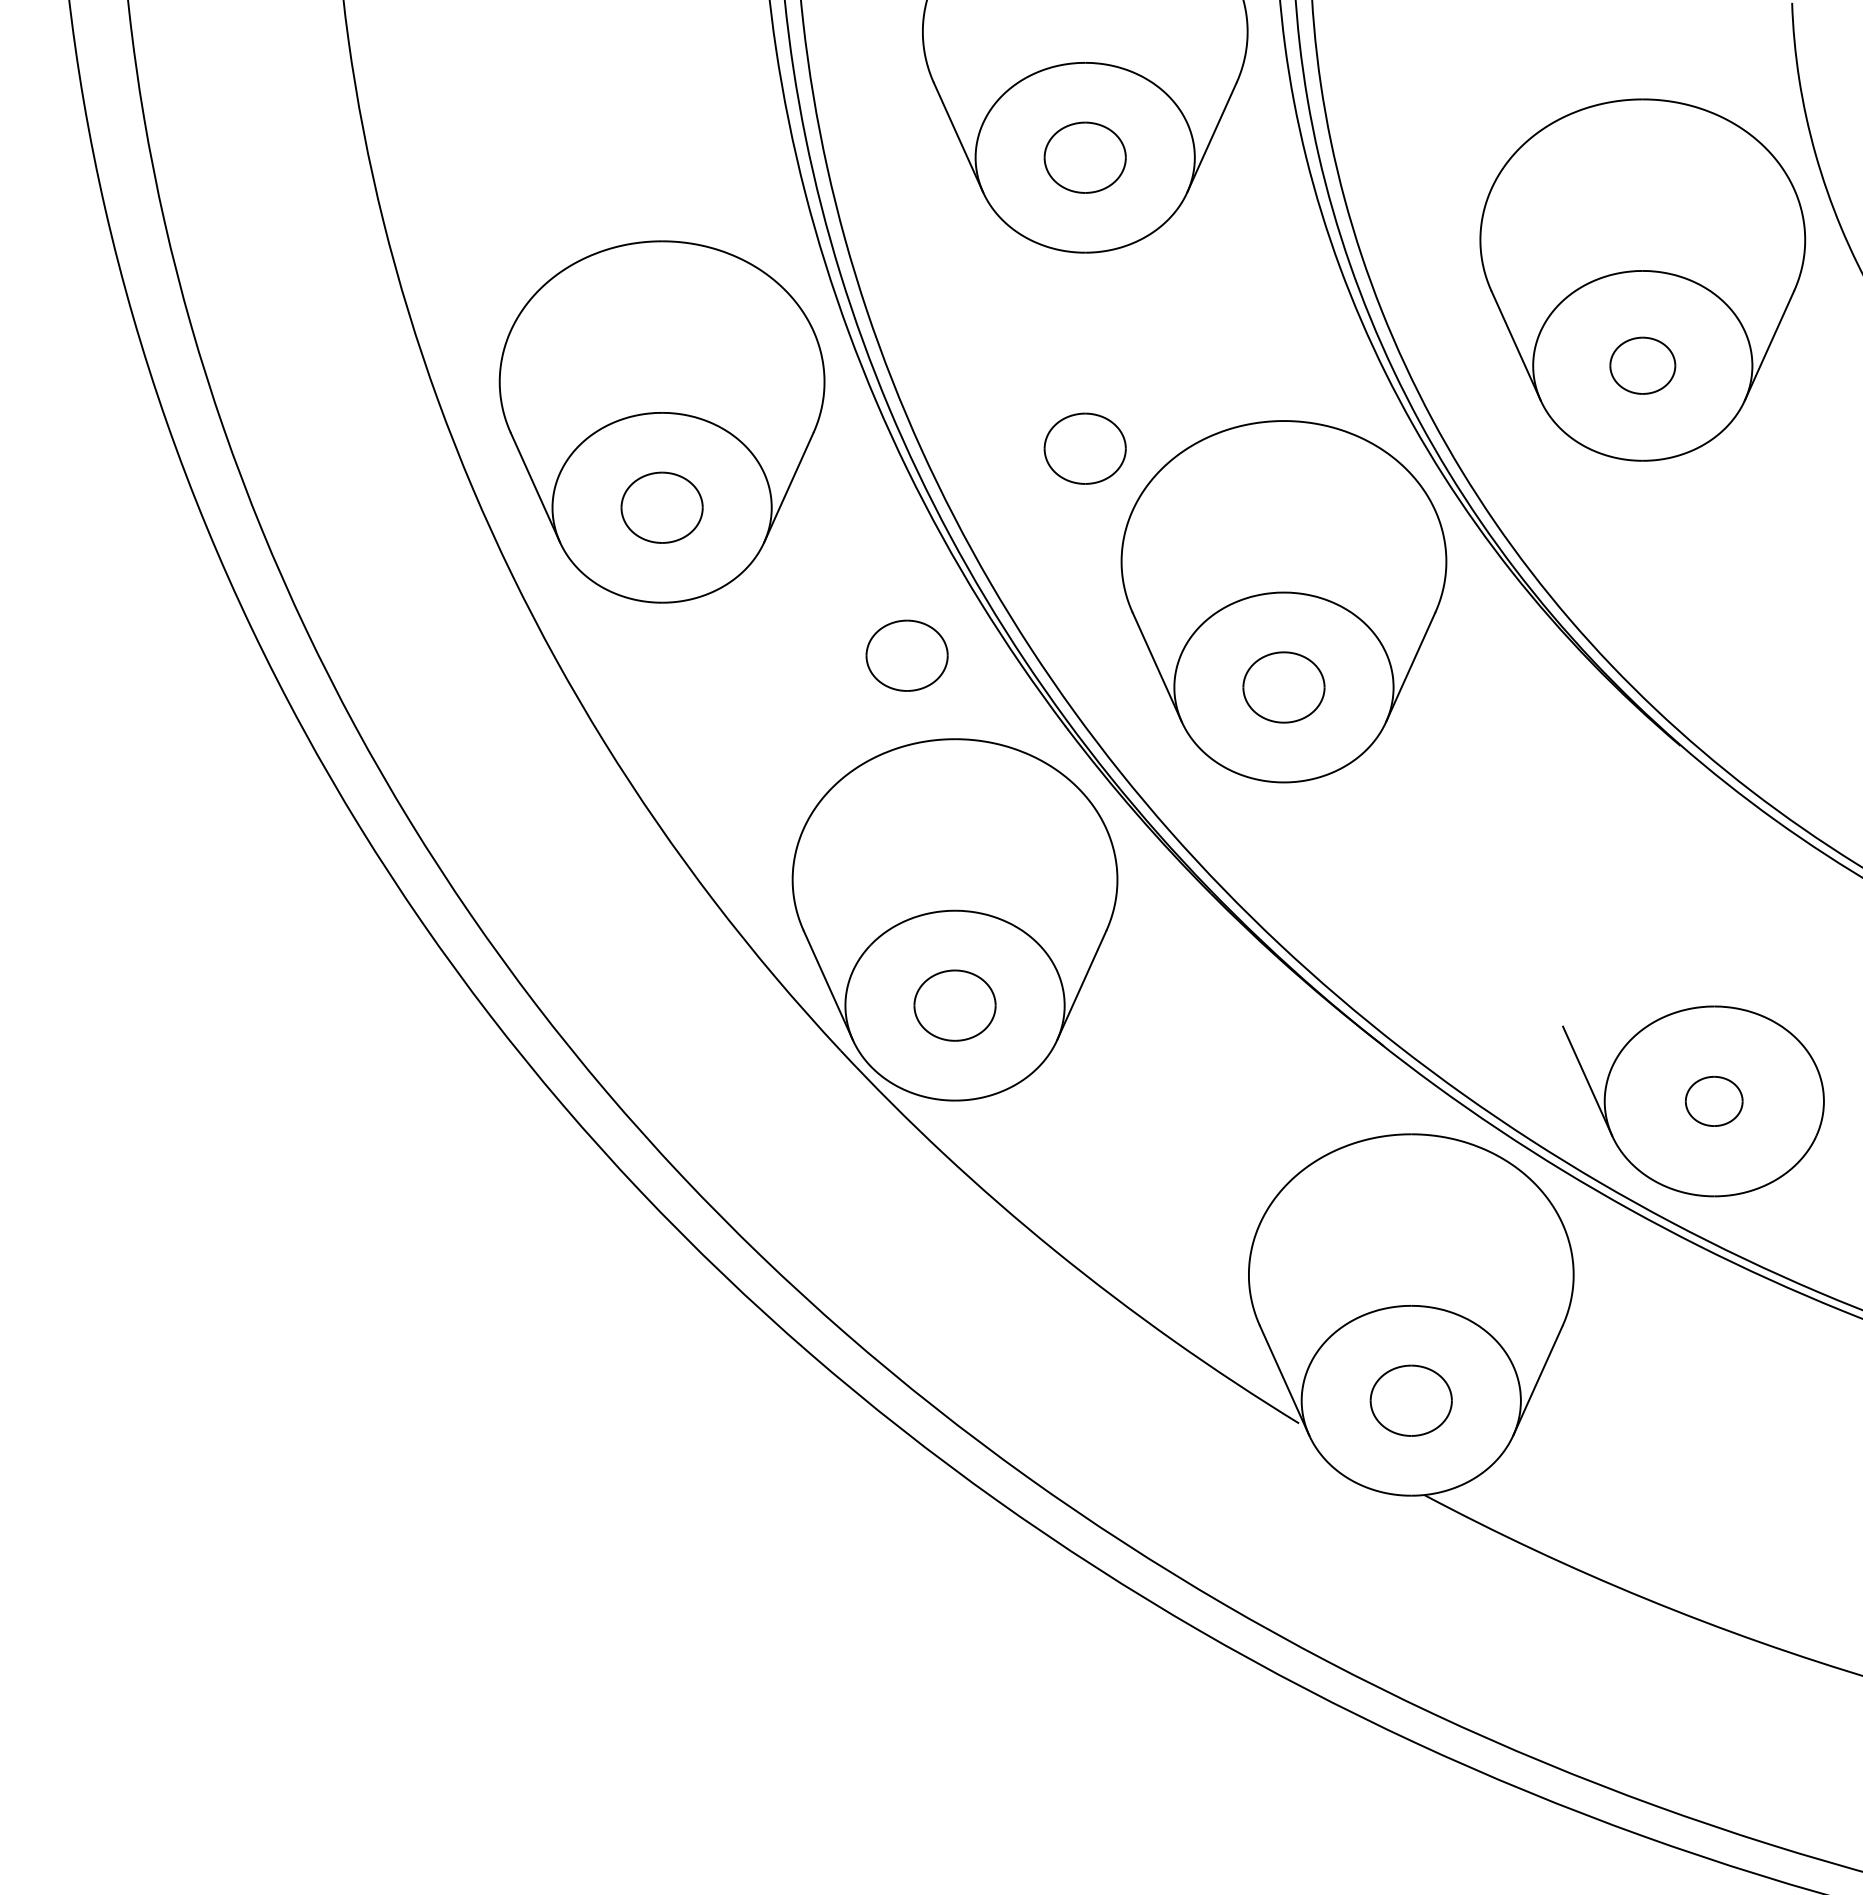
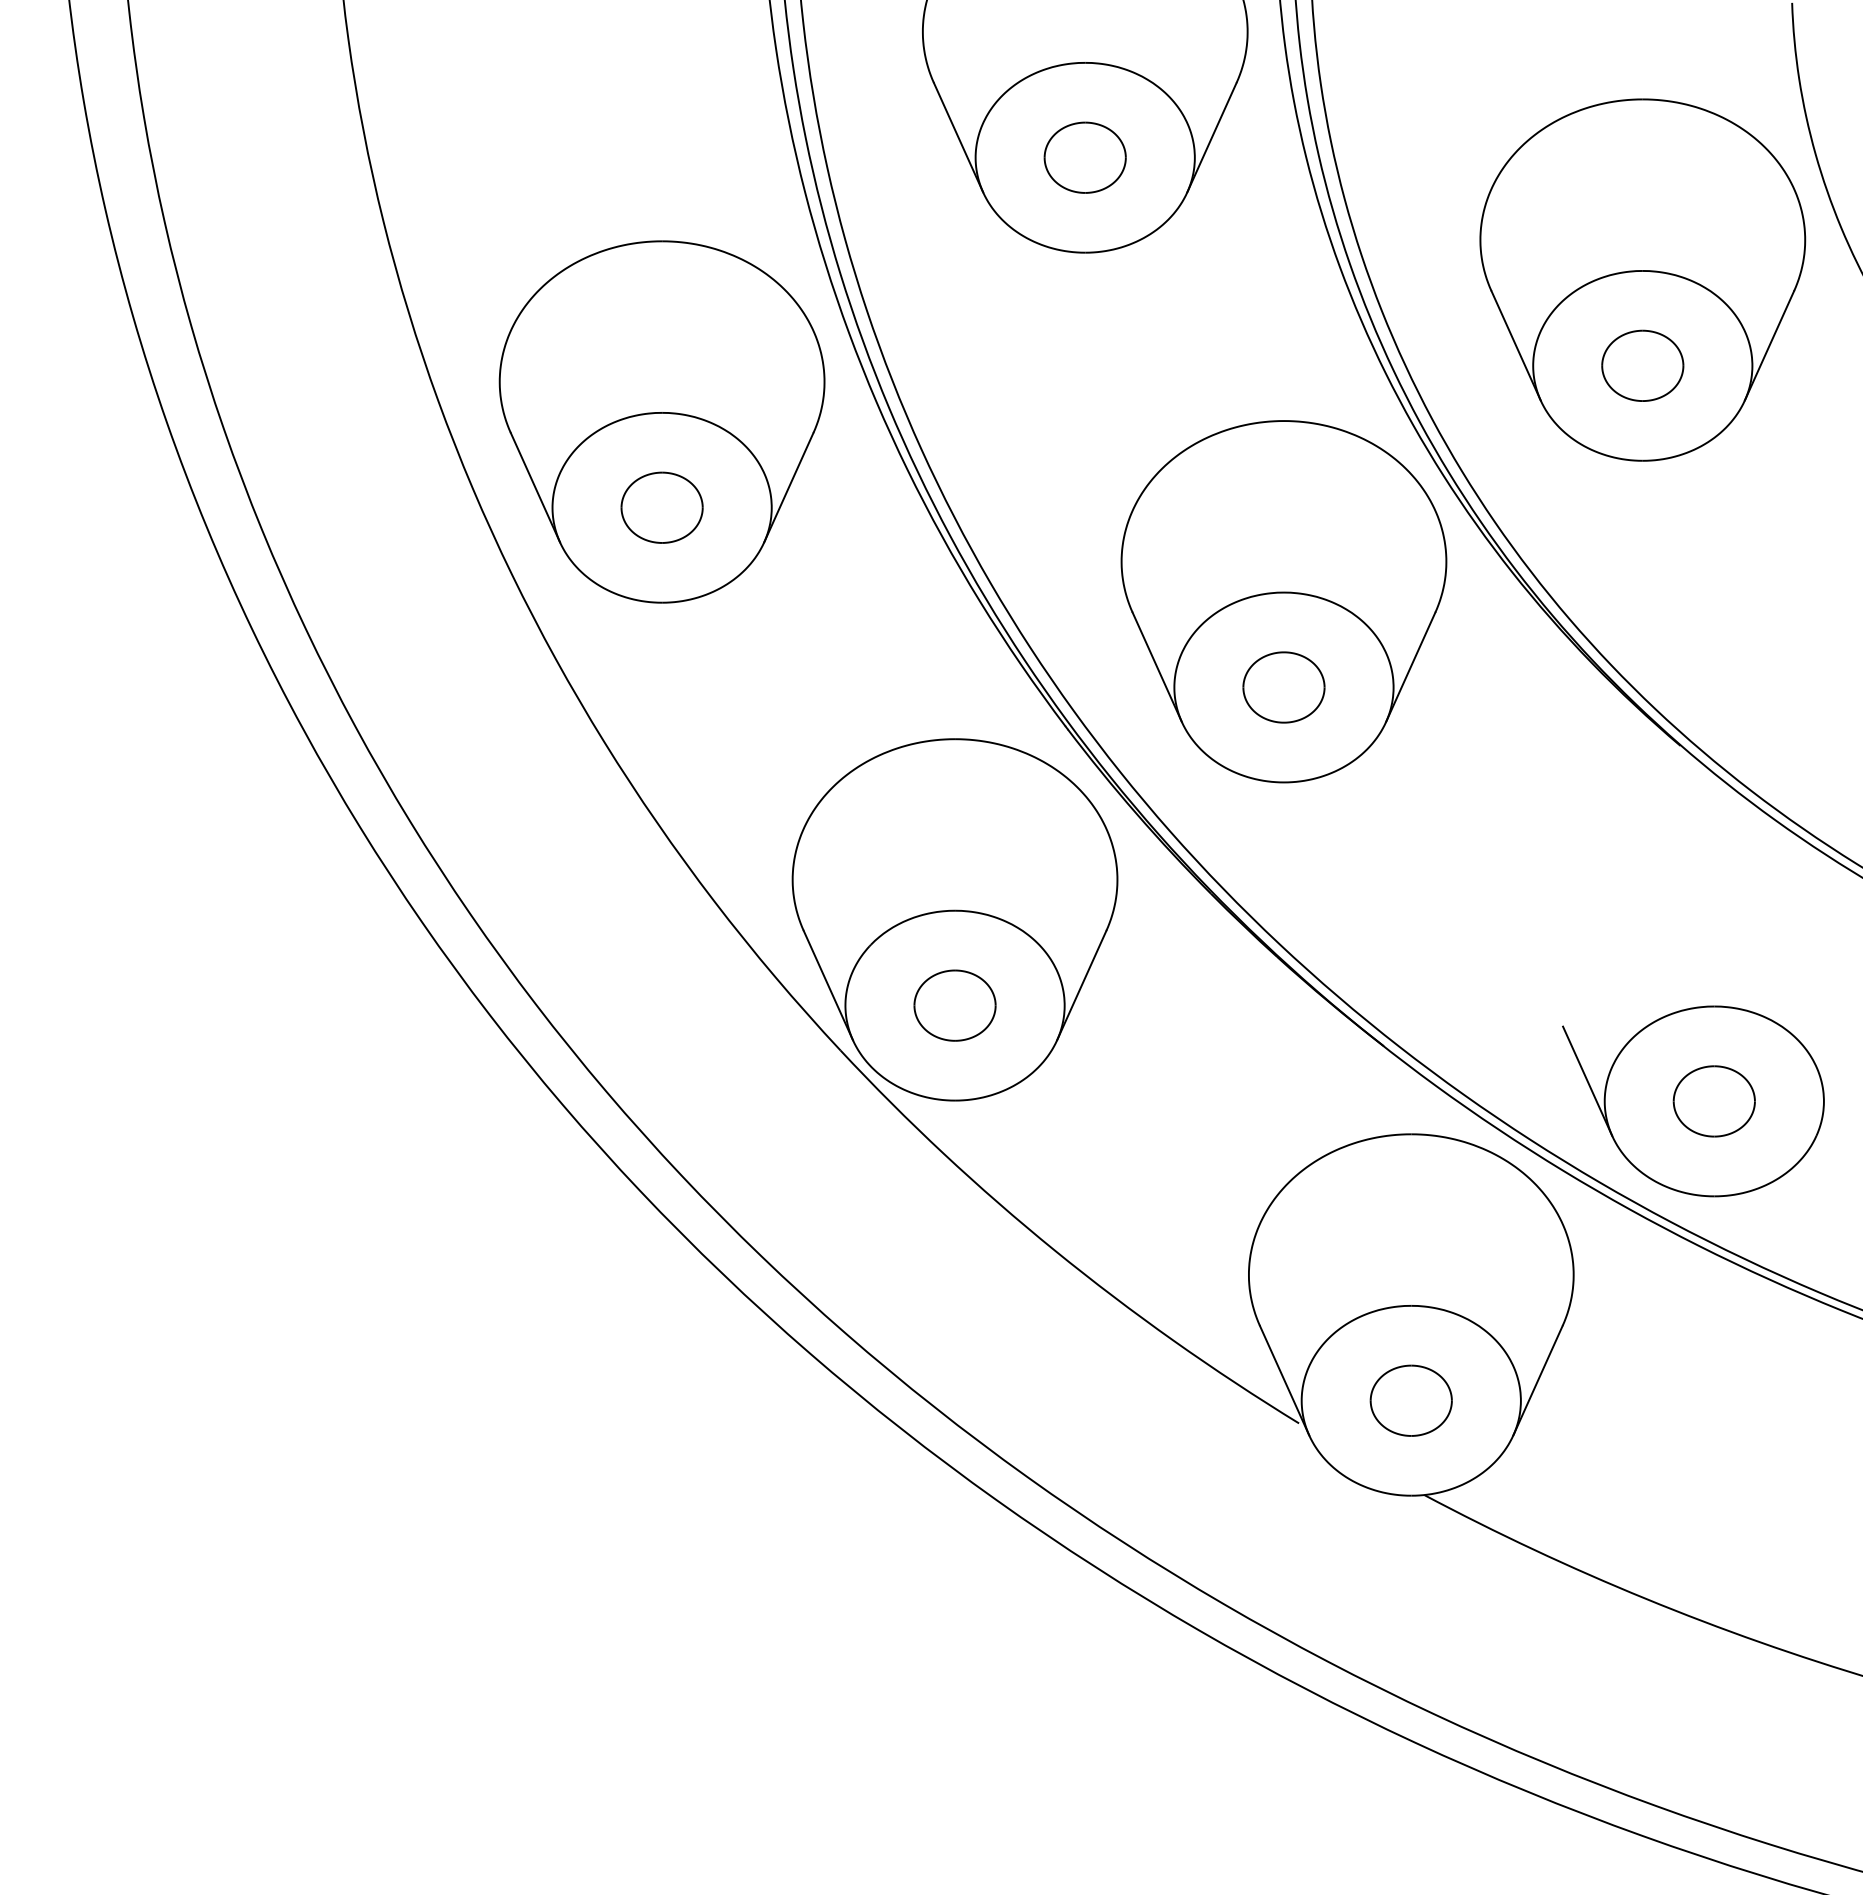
part size: 68x59 px -> 84x73 px (1642, 365)
part: present -> none (1084, 448)
part: present -> none (906, 655)
part size: 60x51 px -> 84x73 px (1713, 1101)
